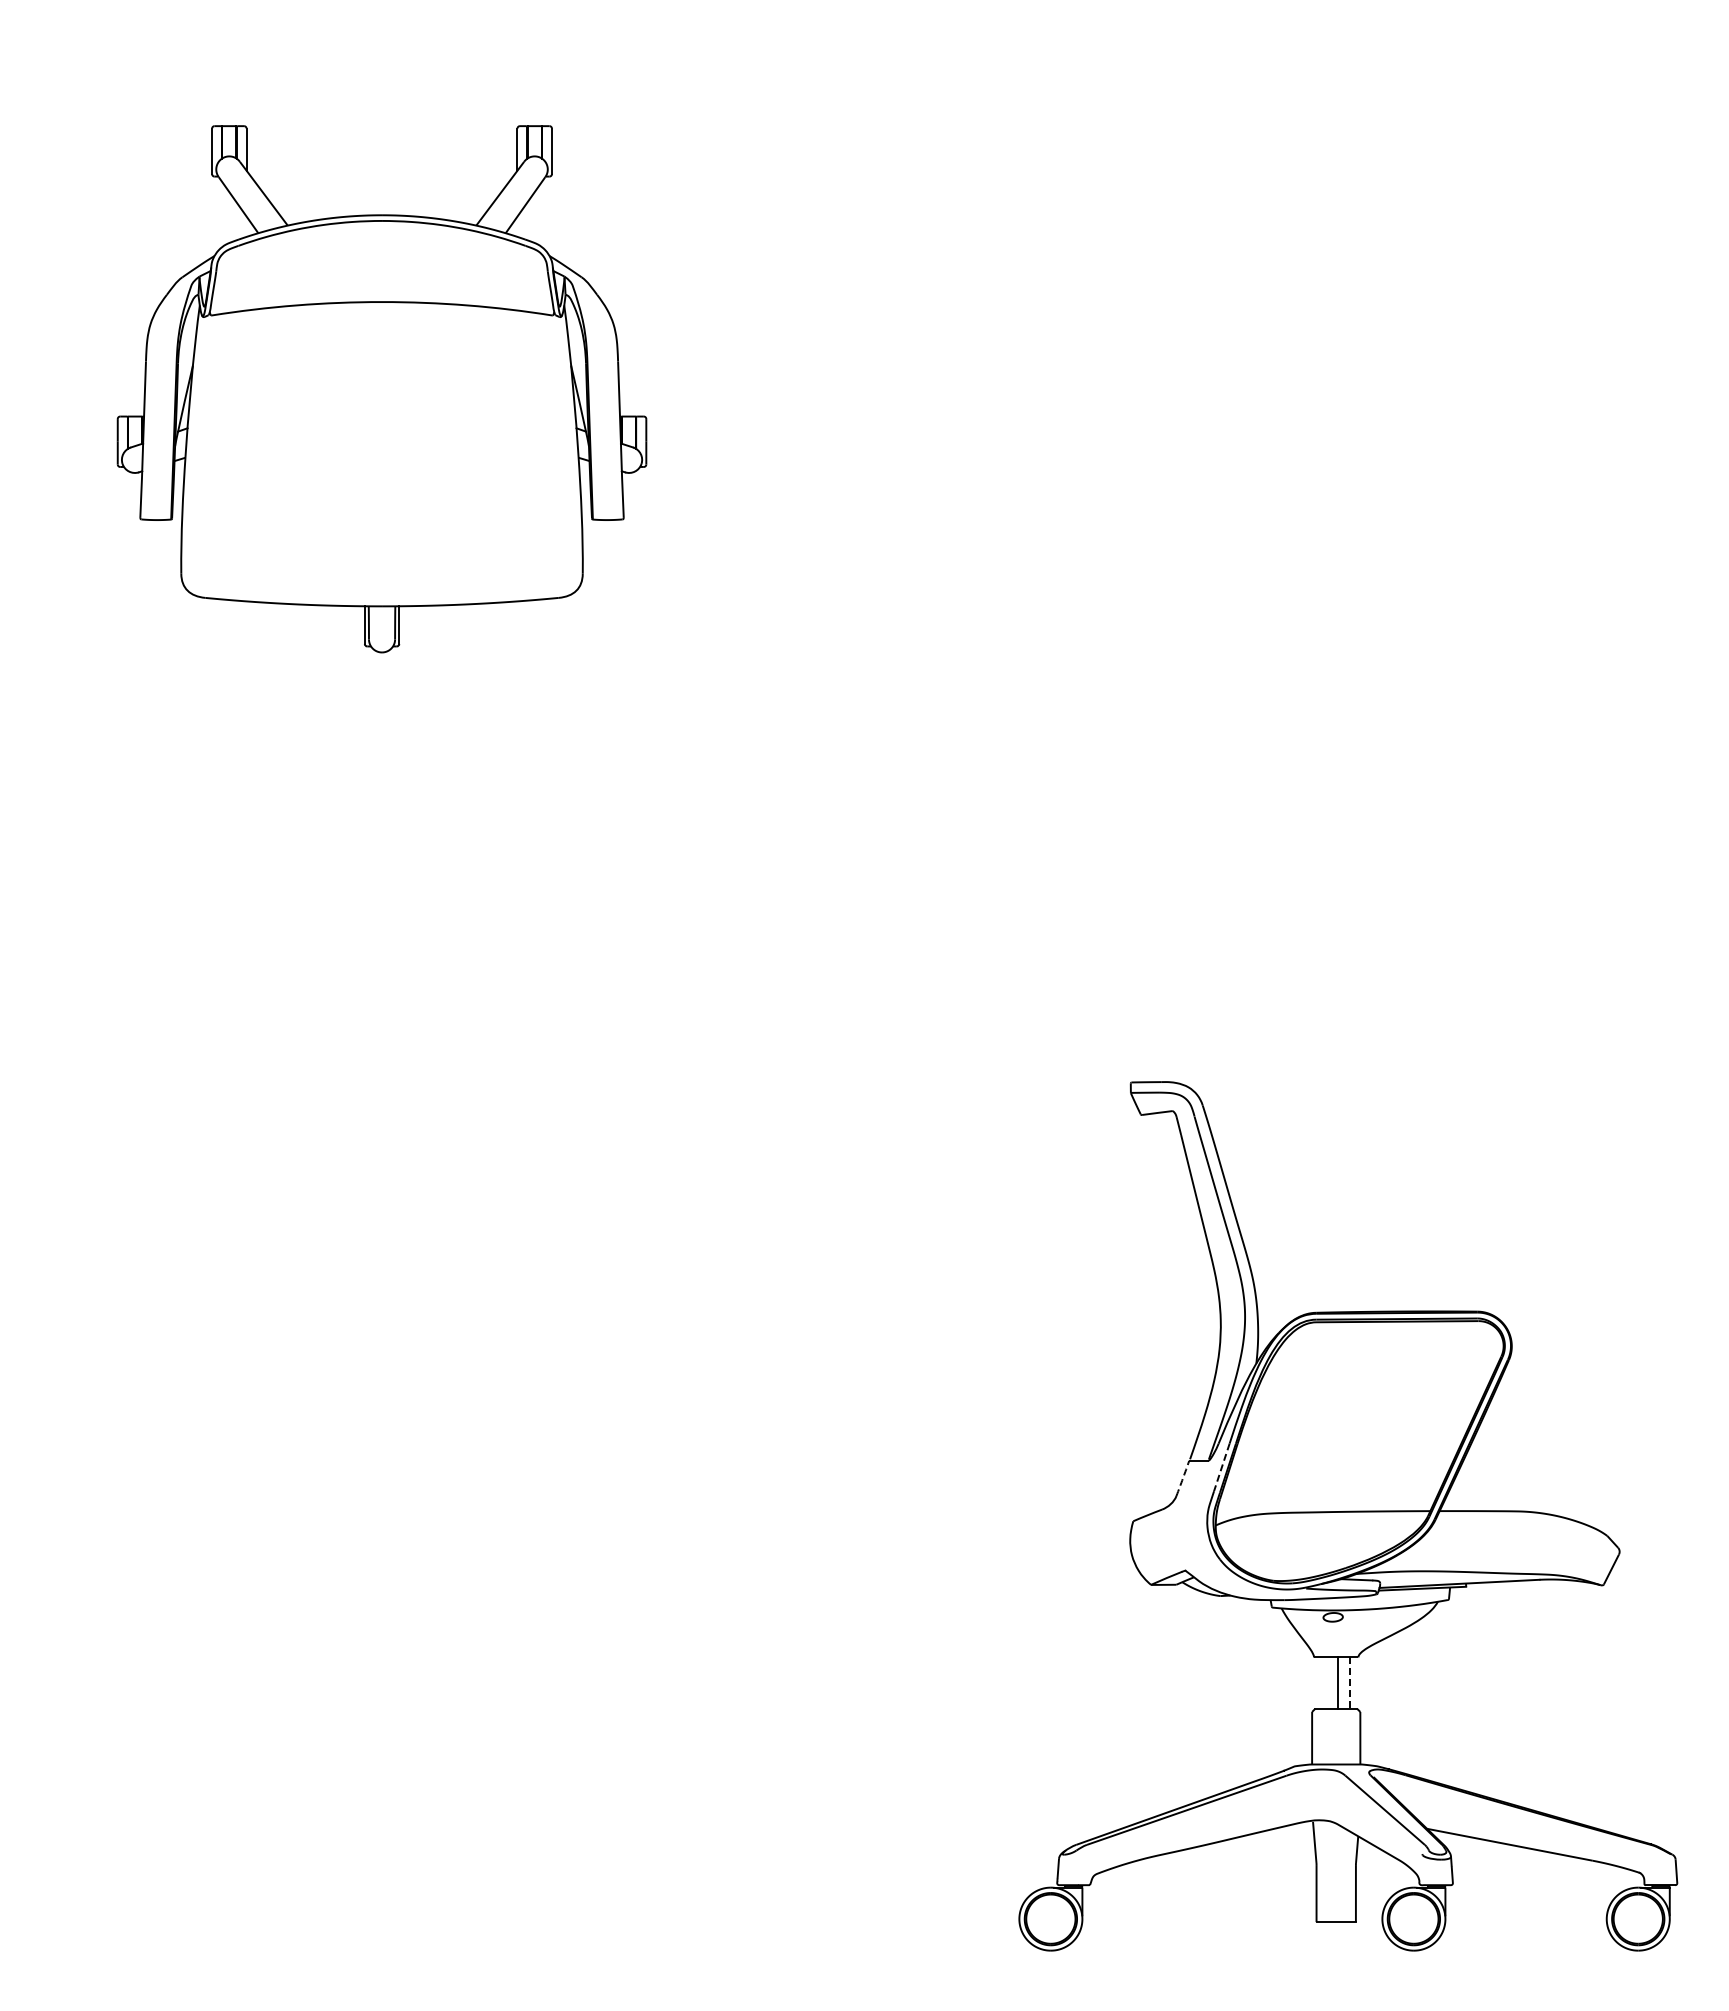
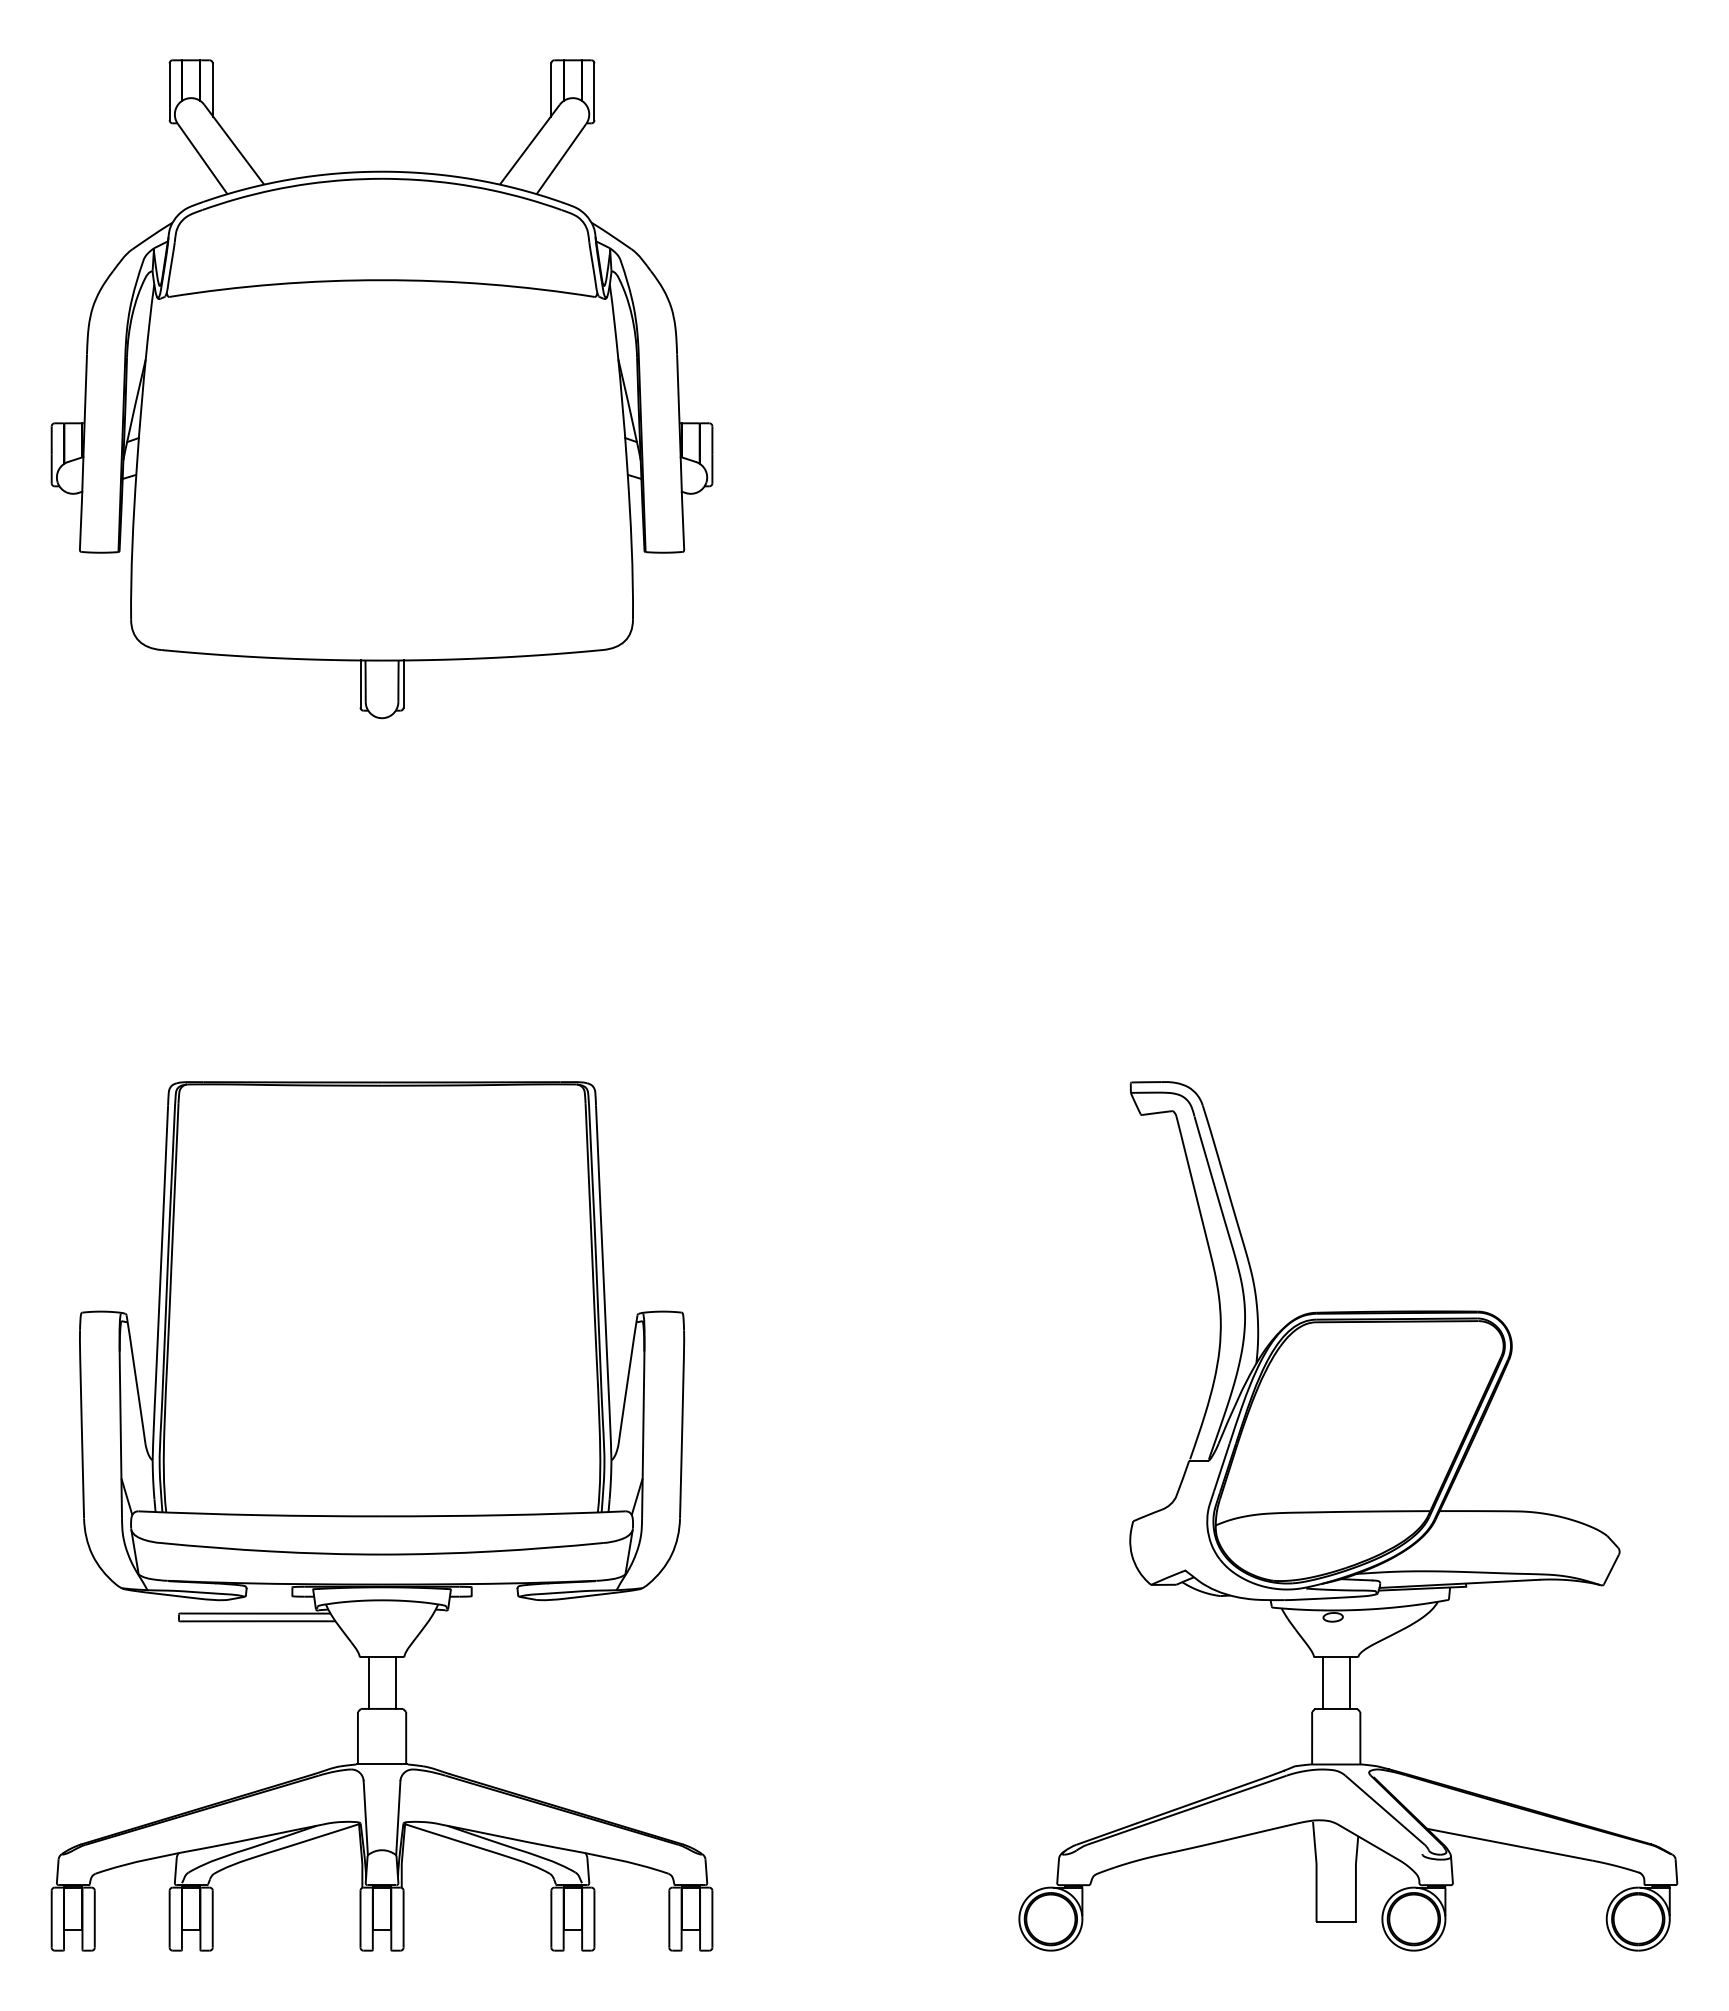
part size: 532x529 px -> 664x661 px (381, 389)
line: dashed -> solid (1221, 1467)
arc: dashed -> solid (1182, 1478)
part: none -> present (381, 1516)
line position: (1337, 1682) -> (1322, 1682) (1322, 1682)
line: dashed -> solid (1349, 1683)
